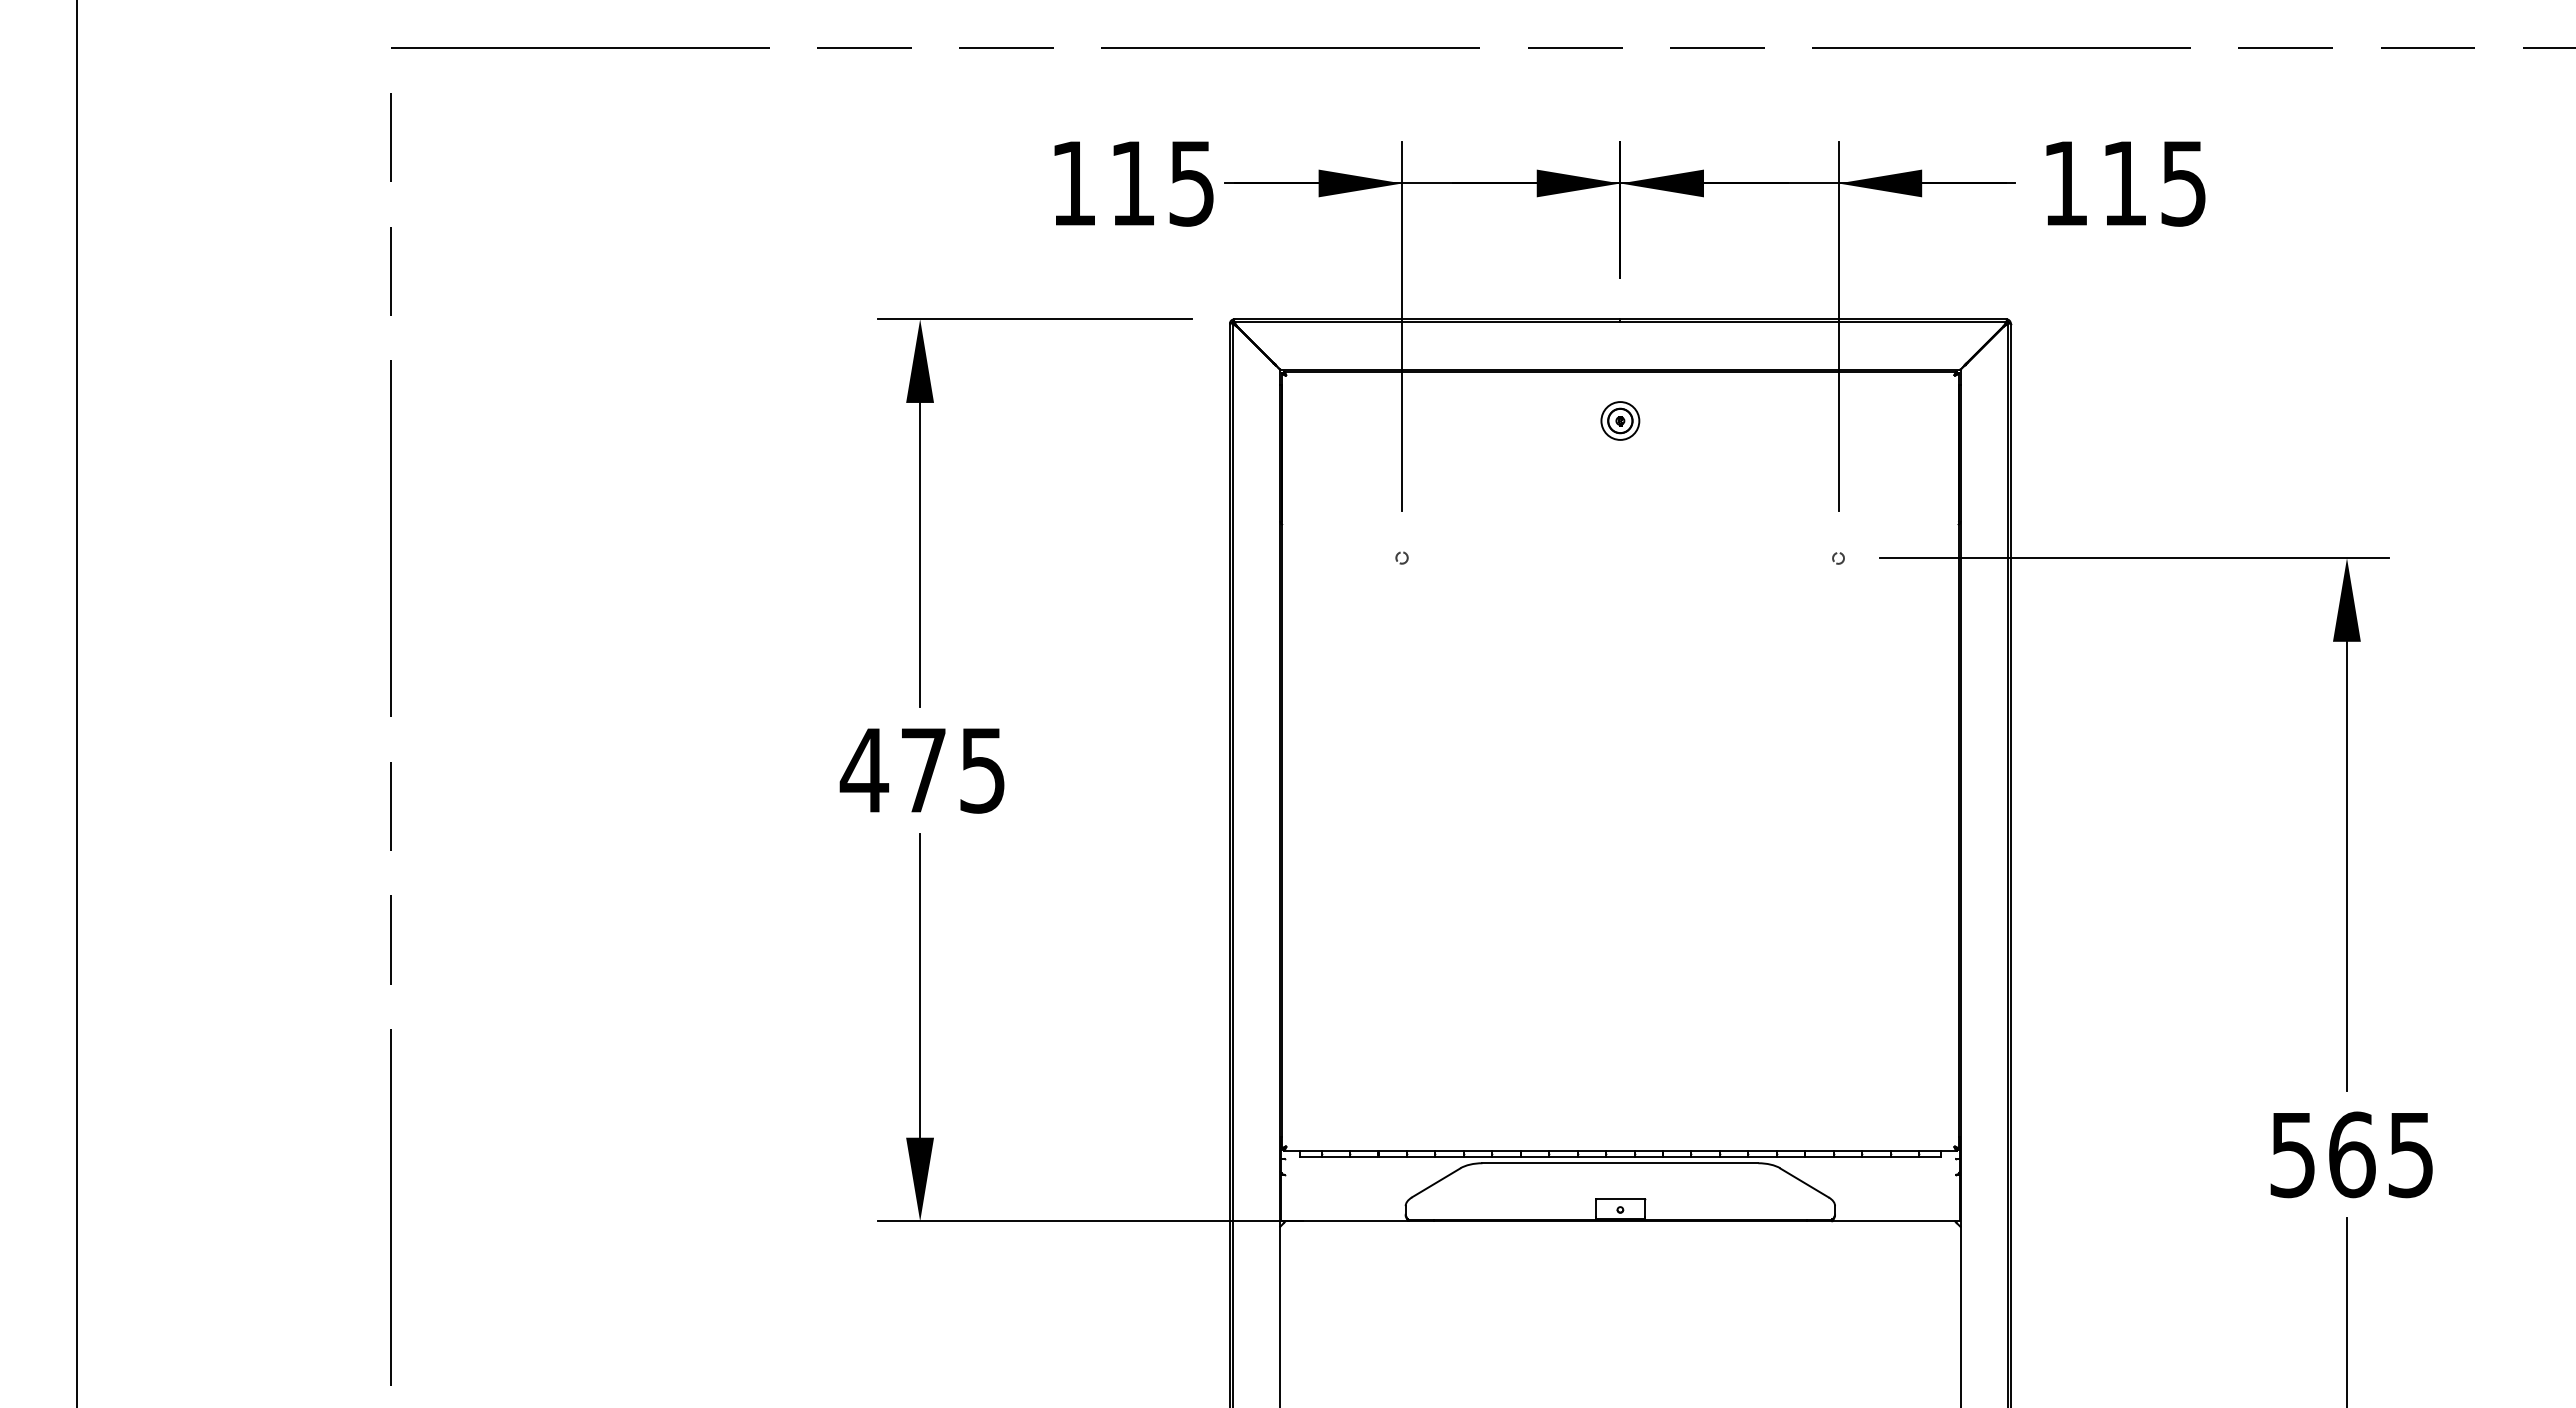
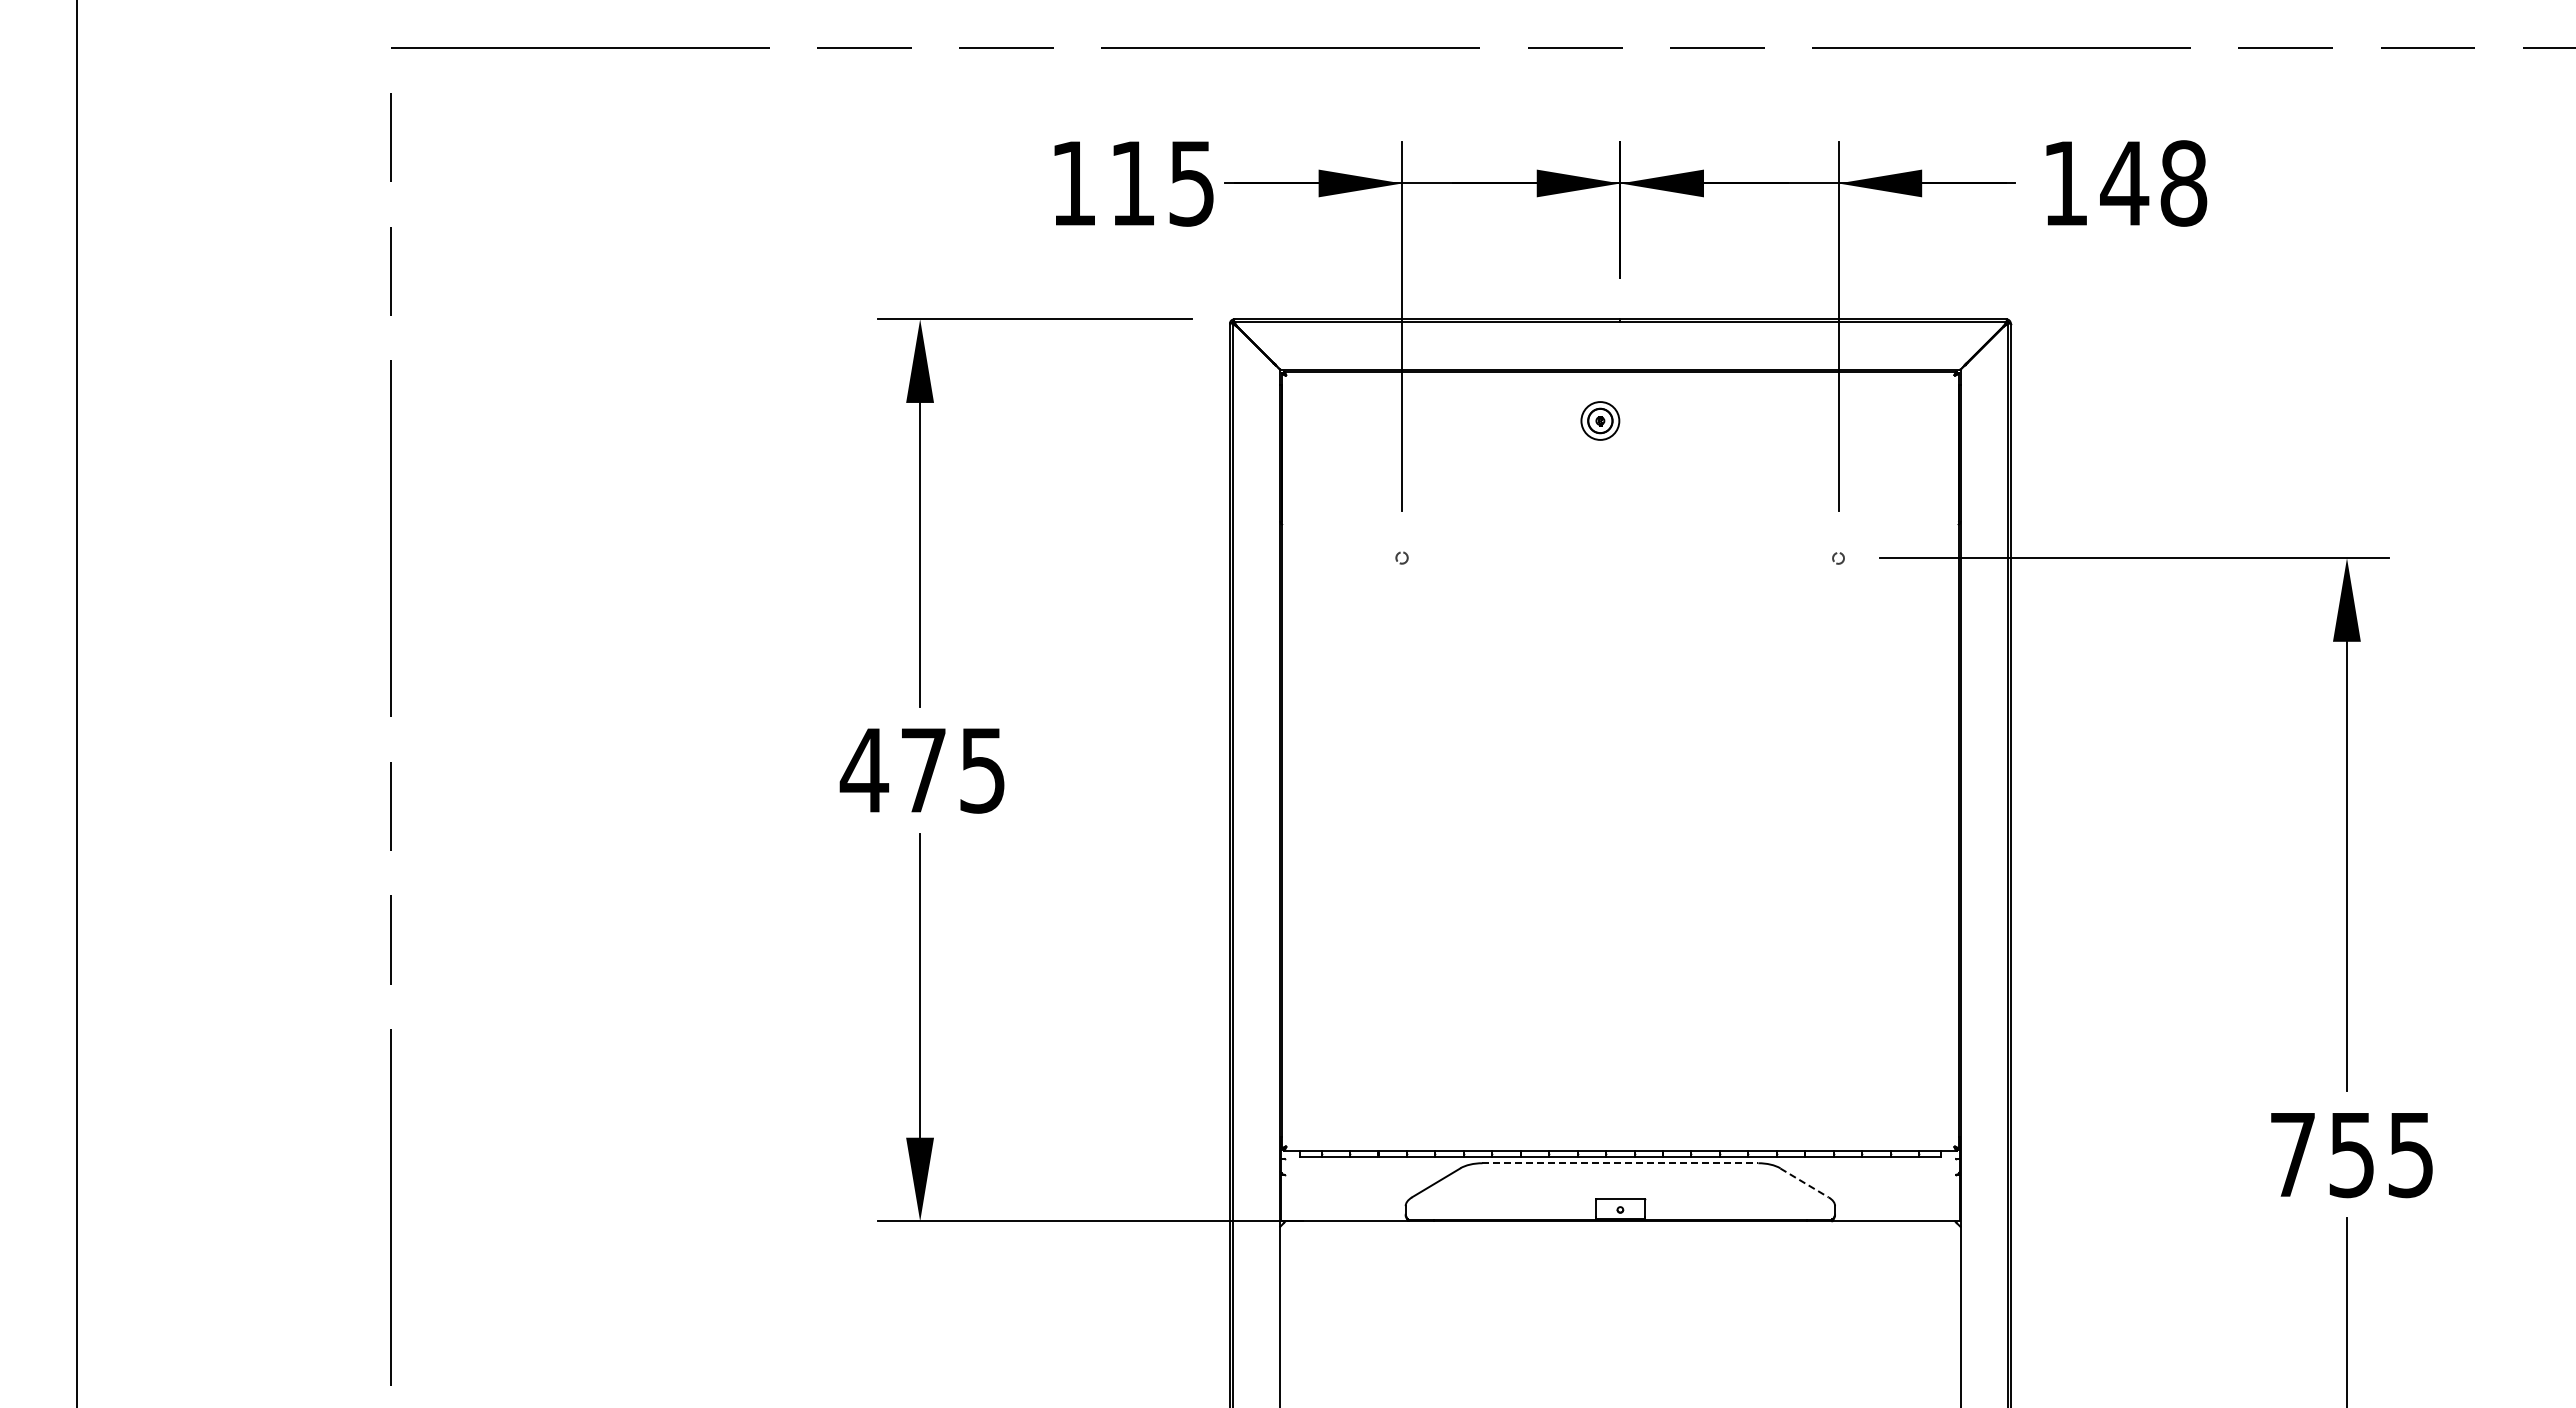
text: 115 -> 148 (2153, 183)
part position: (1620, 420) -> (1600, 420) (1600, 420)
text: 565 -> 755 (2322, 1154)
line: solid -> dashed (1620, 1163)
line: solid -> dashed (1804, 1183)
